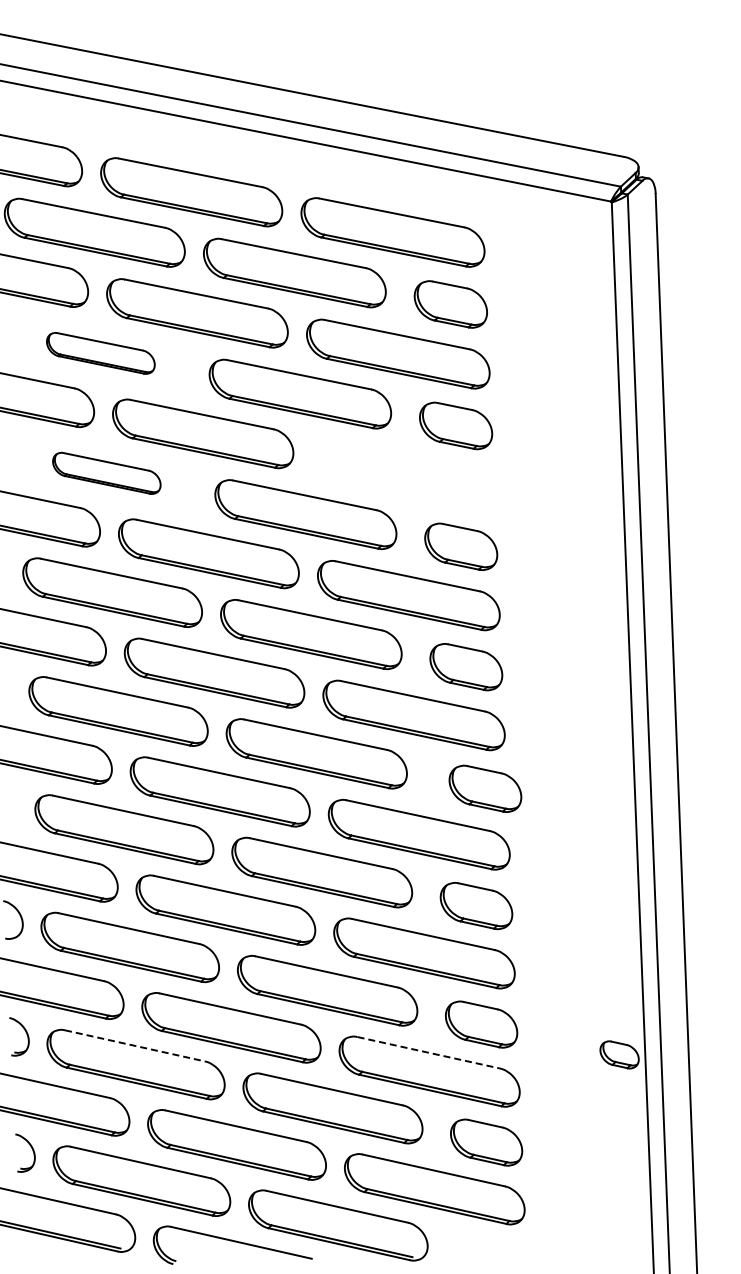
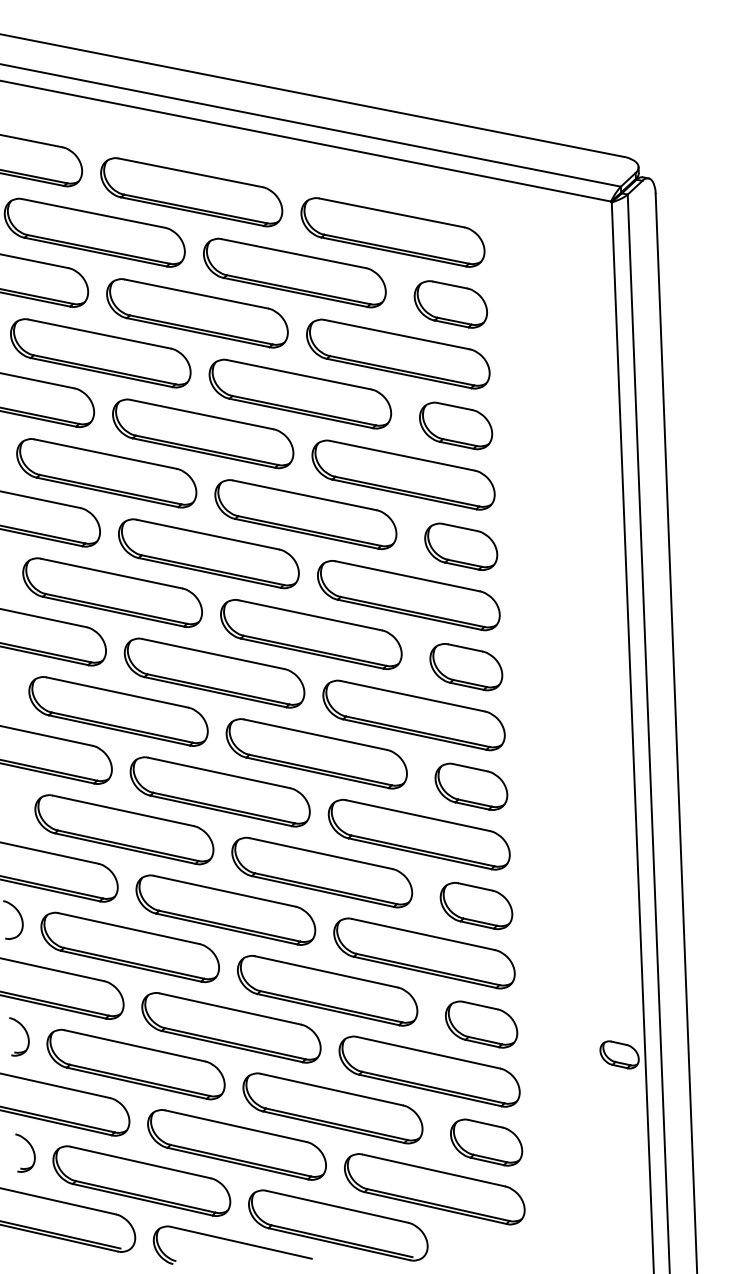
part size: 110x43 px -> 182x71 px (100, 353)
part size: 110x44 px -> 182x71 px (106, 473)
part: none -> present (403, 474)
part position: (485, 788) -> (471, 786) (471, 786)
line: dashed -> solid (135, 1045)
line: dashed -> solid (428, 1052)
